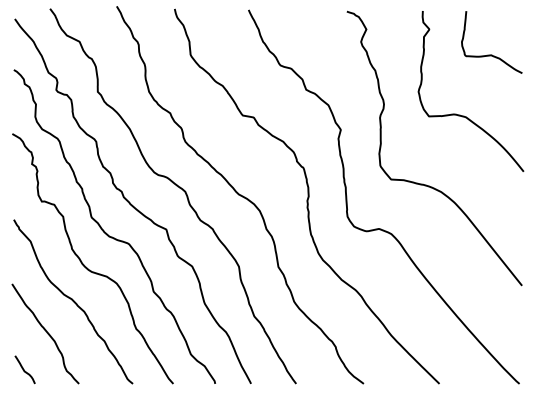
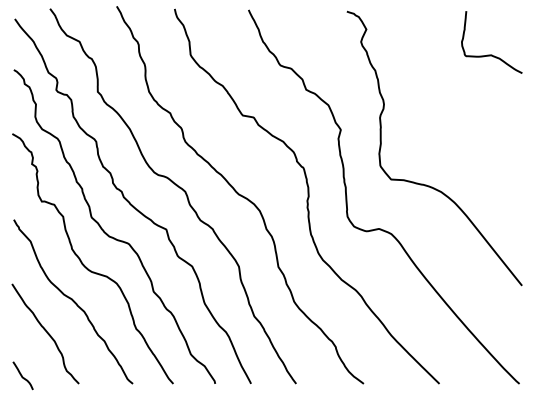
curve: present -> none (464, 115)
curve position: (24, 369) -> (22, 375) (22, 375)
